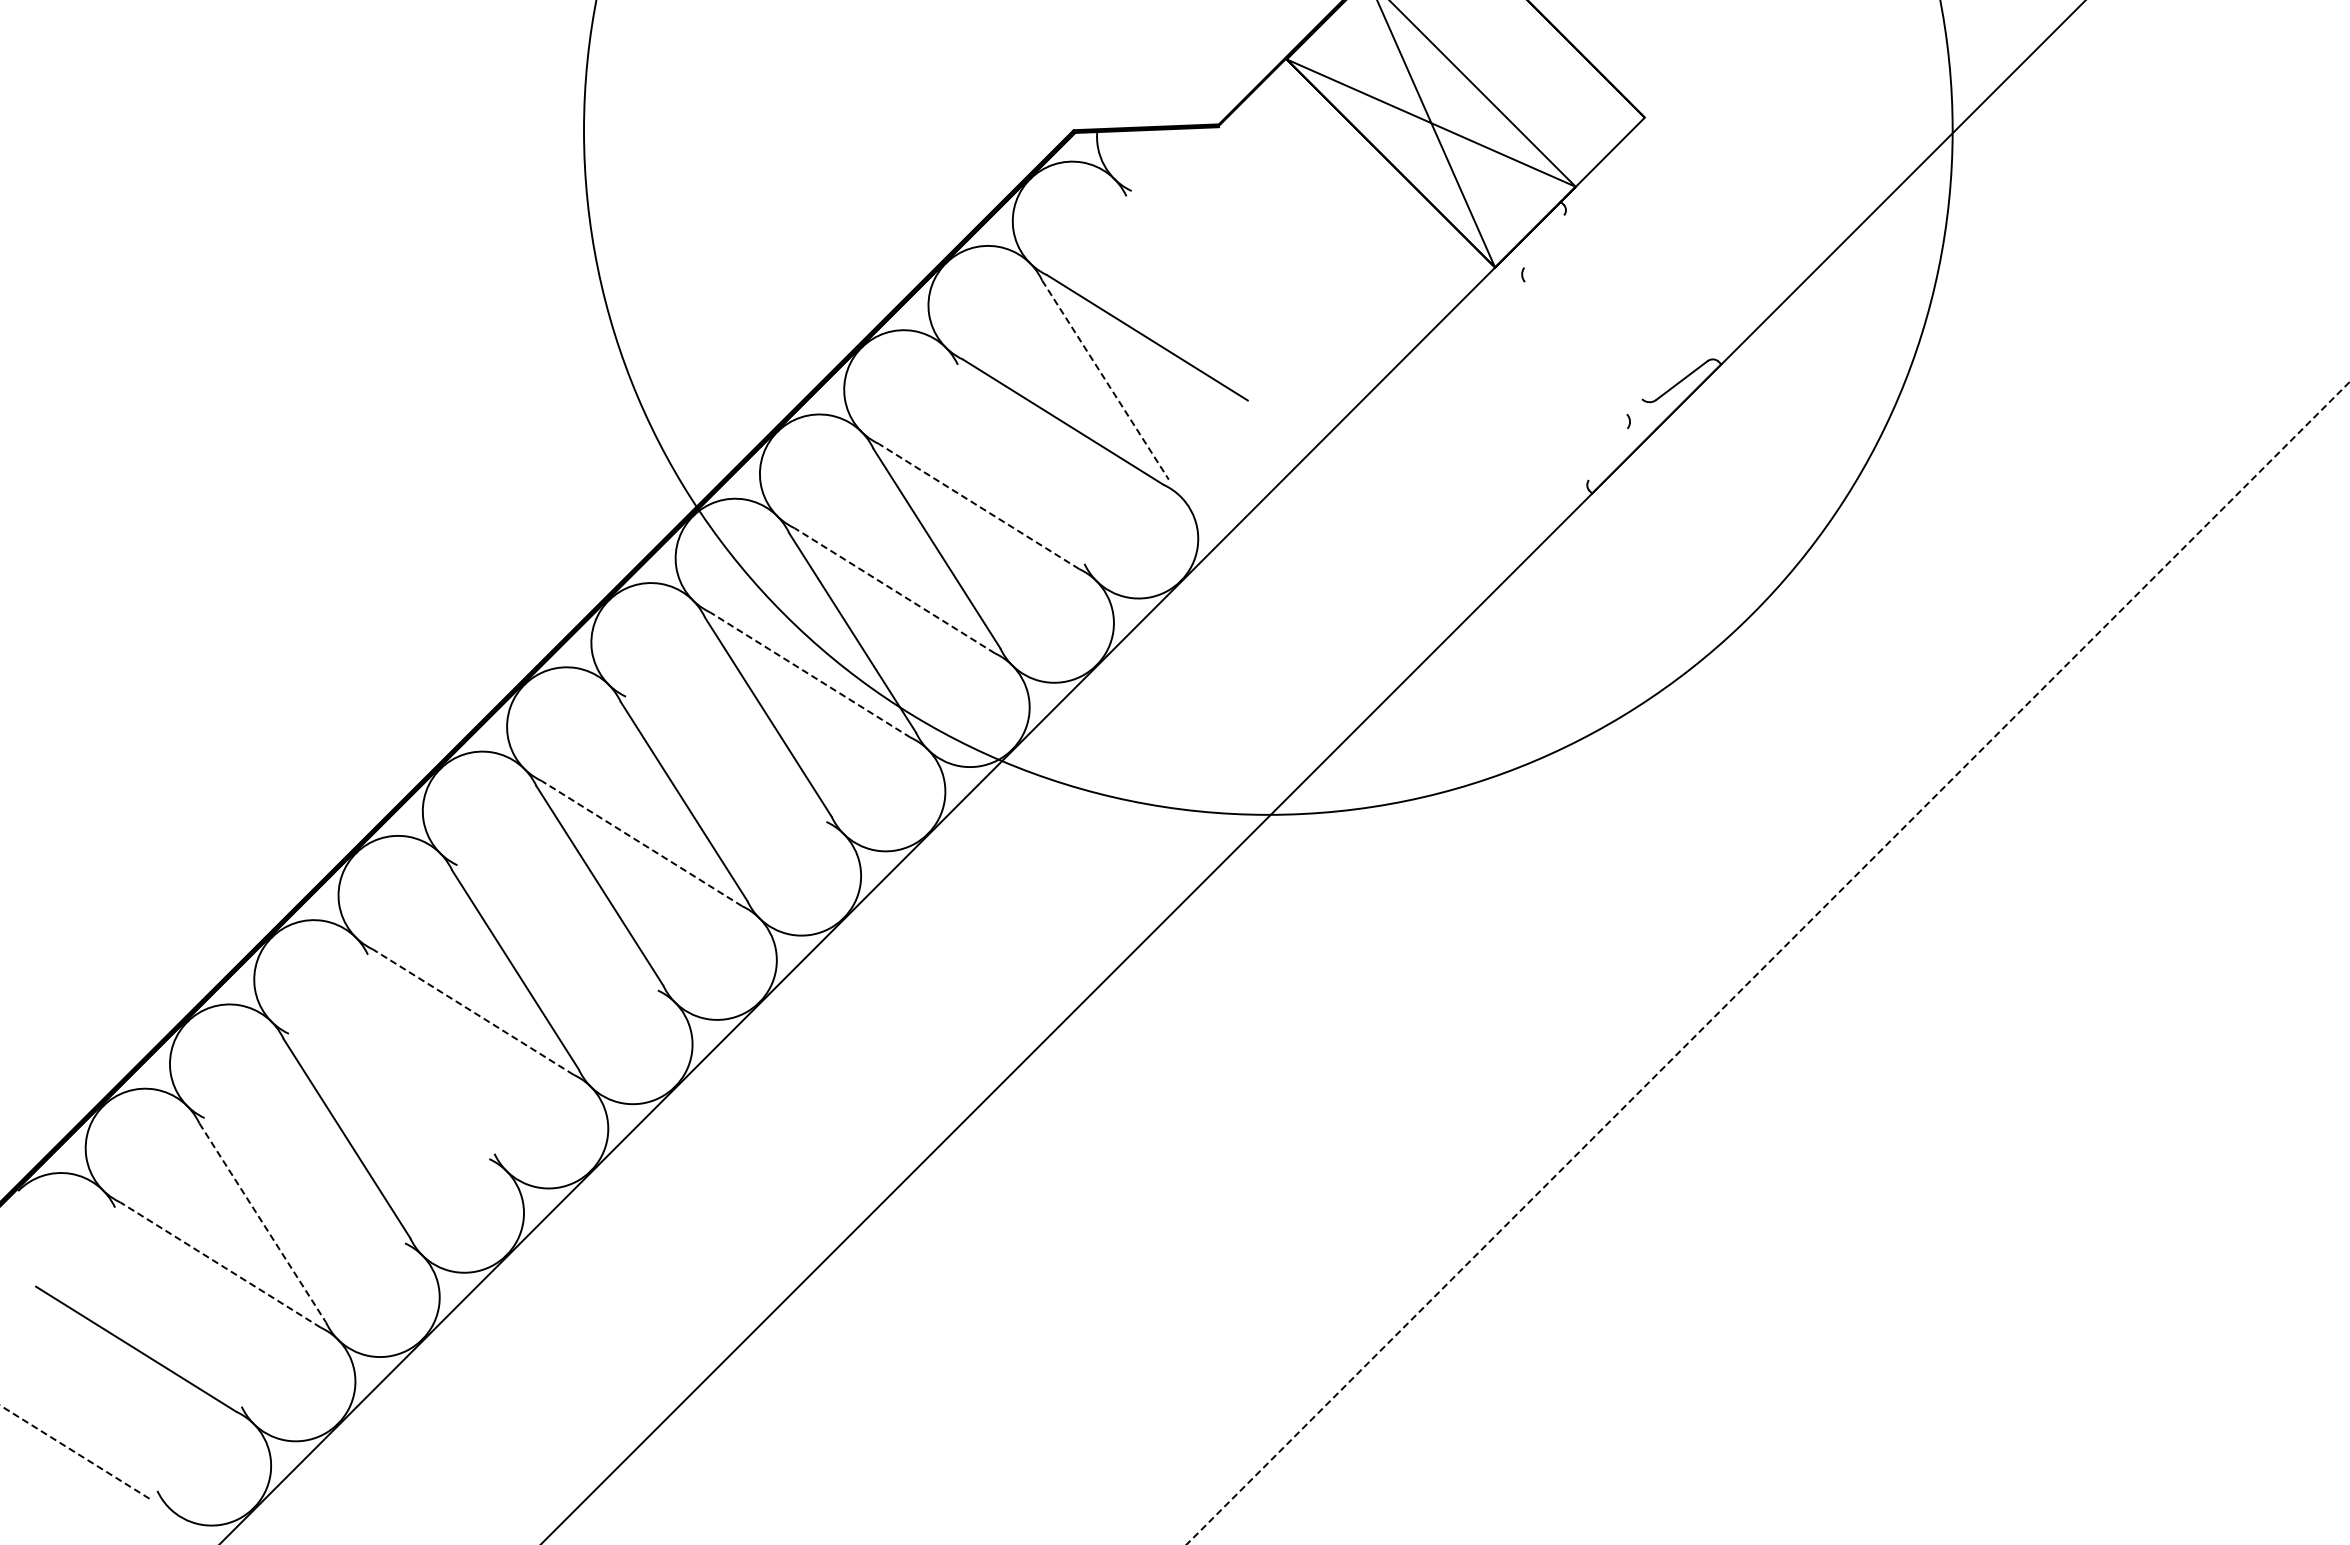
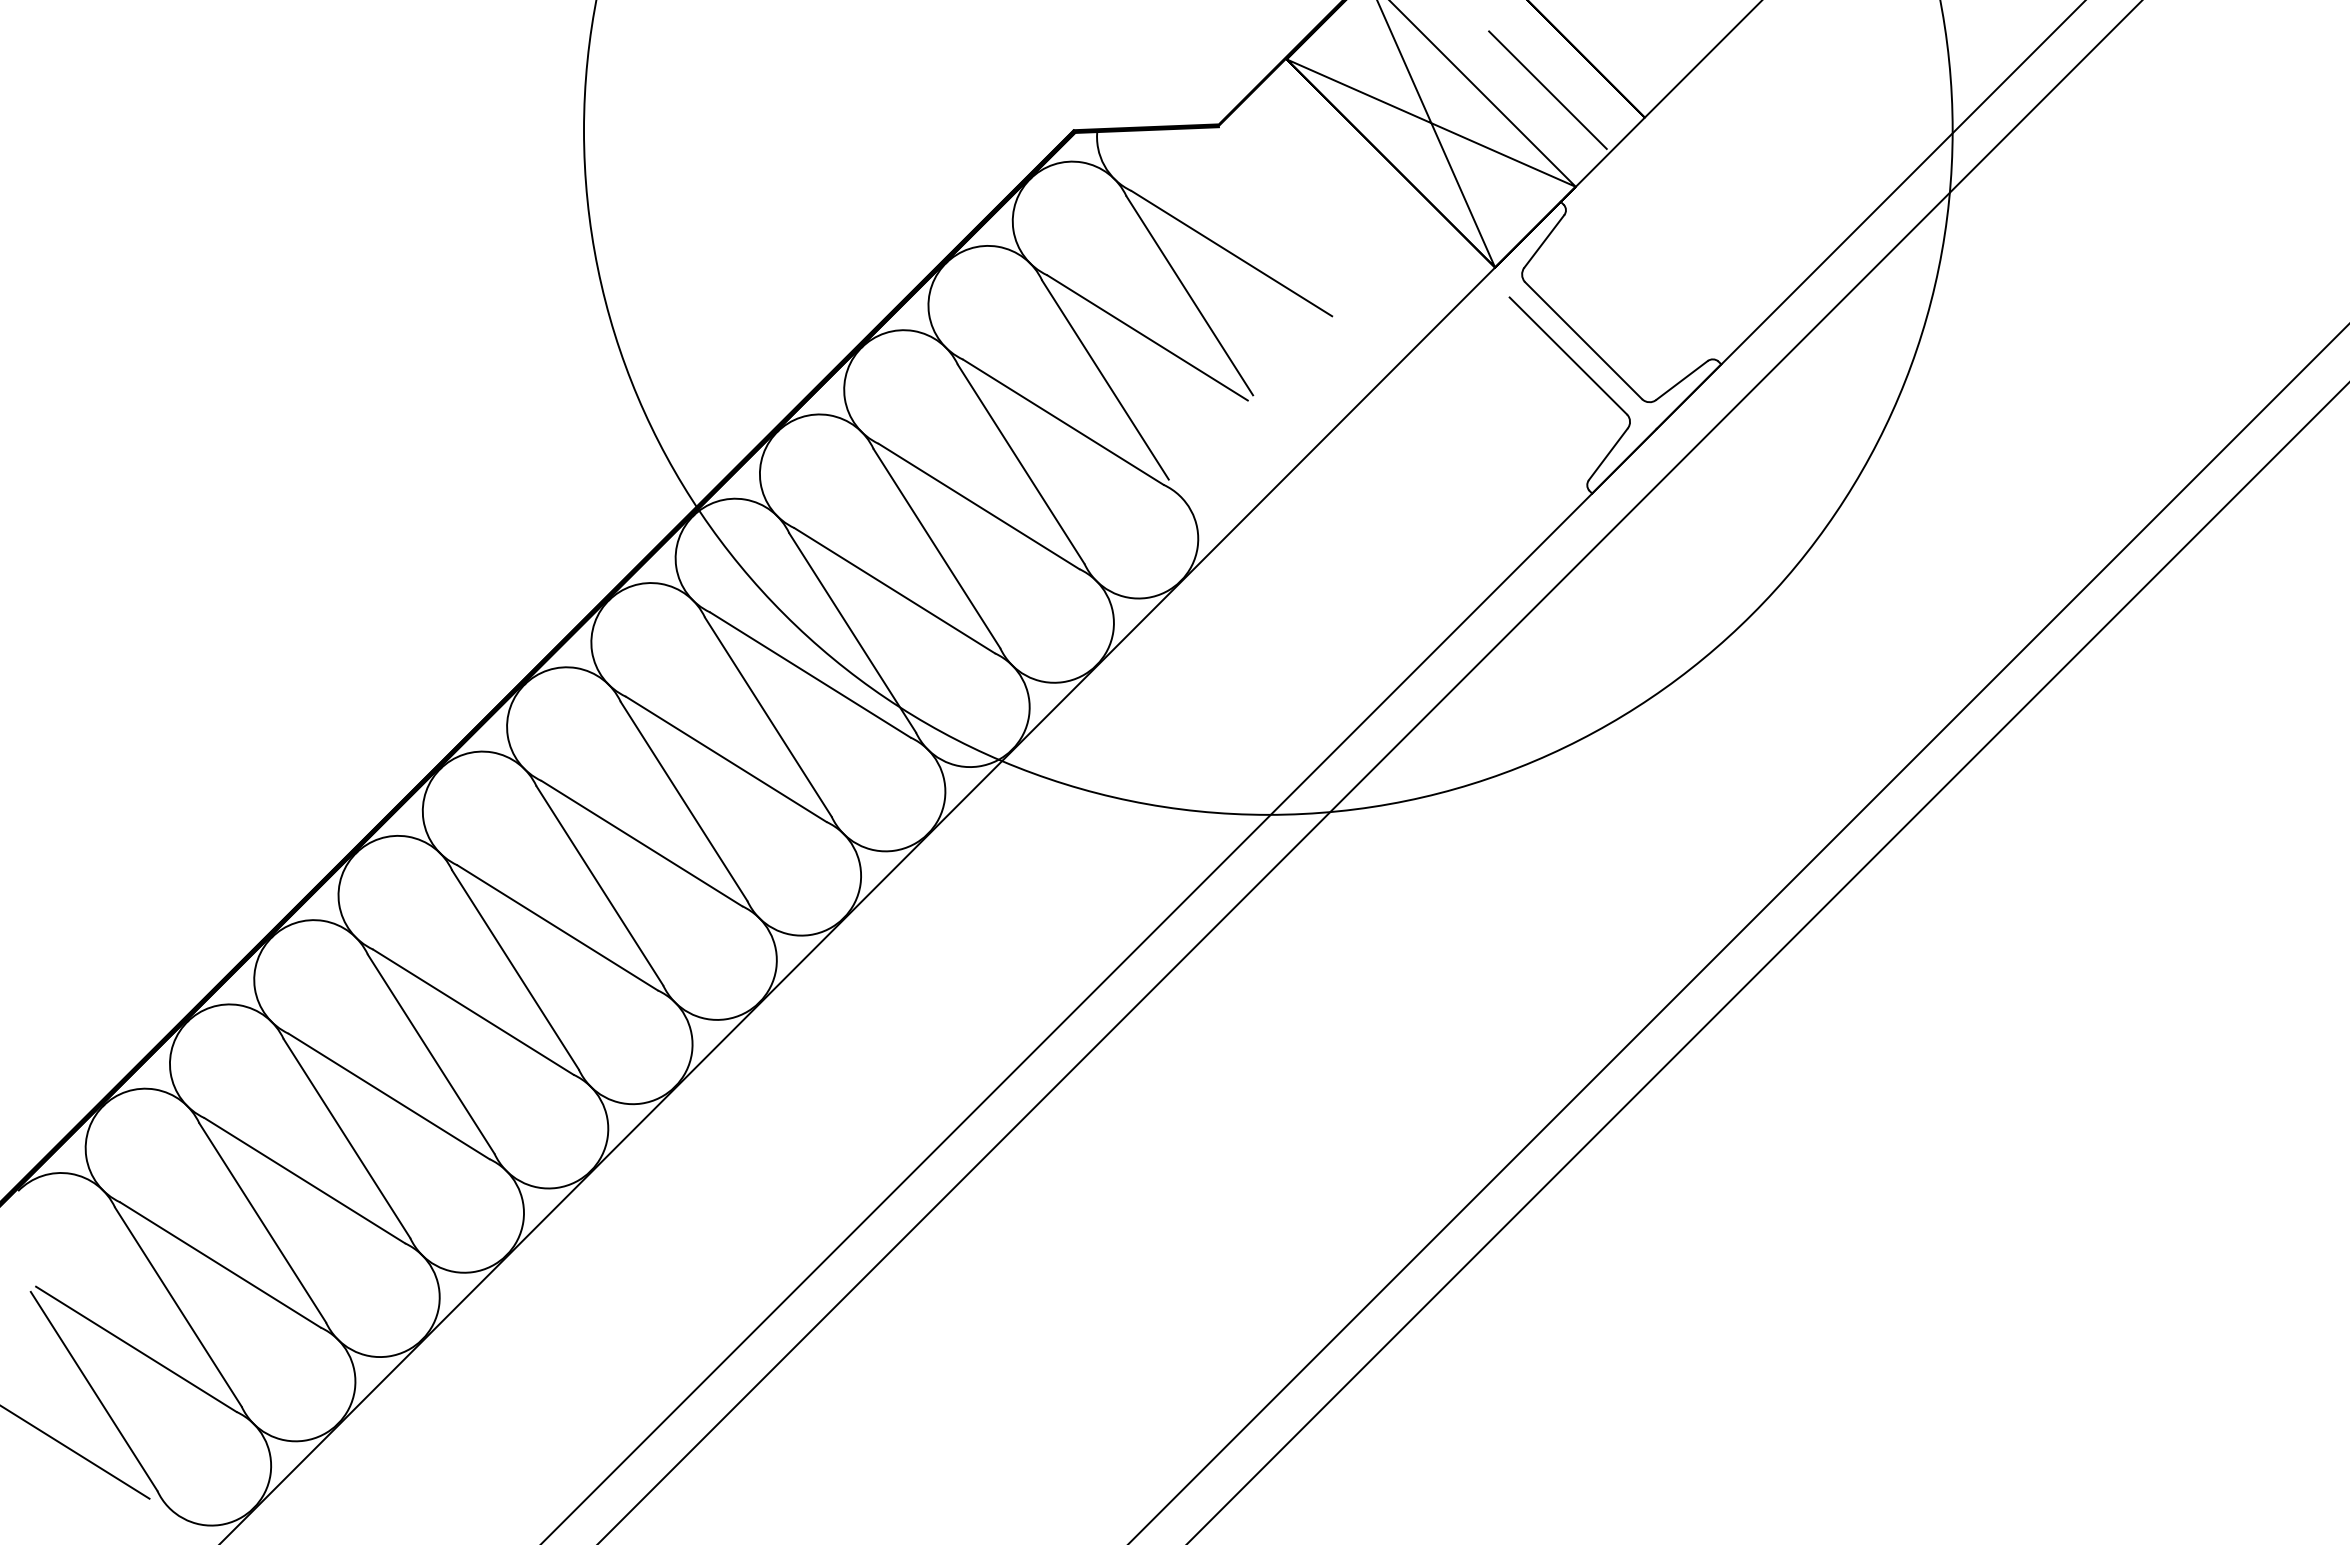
line: none -> present (1702, 59)
line: none -> present (1547, 89)
line: none -> present (1544, 241)
line: none -> present (1231, 253)
line: none -> present (1189, 295)
line: none -> present (1583, 340)
line: none -> present (1567, 355)
line: dashed -> solid (1105, 380)
line: none -> present (1607, 454)
line: none -> present (1020, 463)
line: dashed -> solid (978, 506)
line: dashed -> solid (894, 590)
line: dashed -> solid (810, 674)
line: none -> present (726, 758)
line: none -> present (1370, 771)
line: dashed -> solid (641, 843)
line: none -> present (557, 927)
line: none -> present (1738, 933)
line: dashed -> solid (1768, 963)
line: dashed -> solid (472, 1011)
line: none -> present (430, 1053)
line: none -> present (388, 1096)
line: none -> present (304, 1180)
line: dashed -> solid (262, 1222)
line: dashed -> solid (220, 1264)
line: none -> present (178, 1306)
line: none -> present (93, 1390)
line: dashed -> solid (75, 1452)
